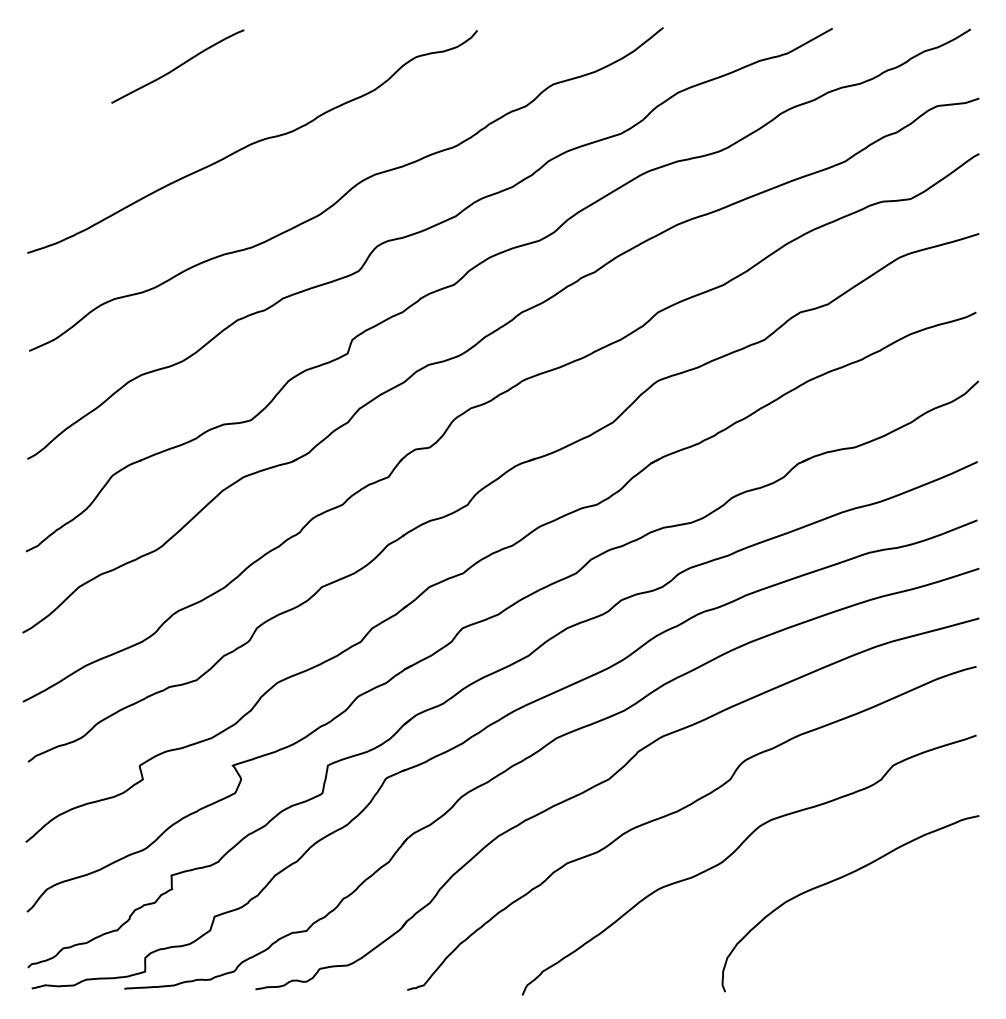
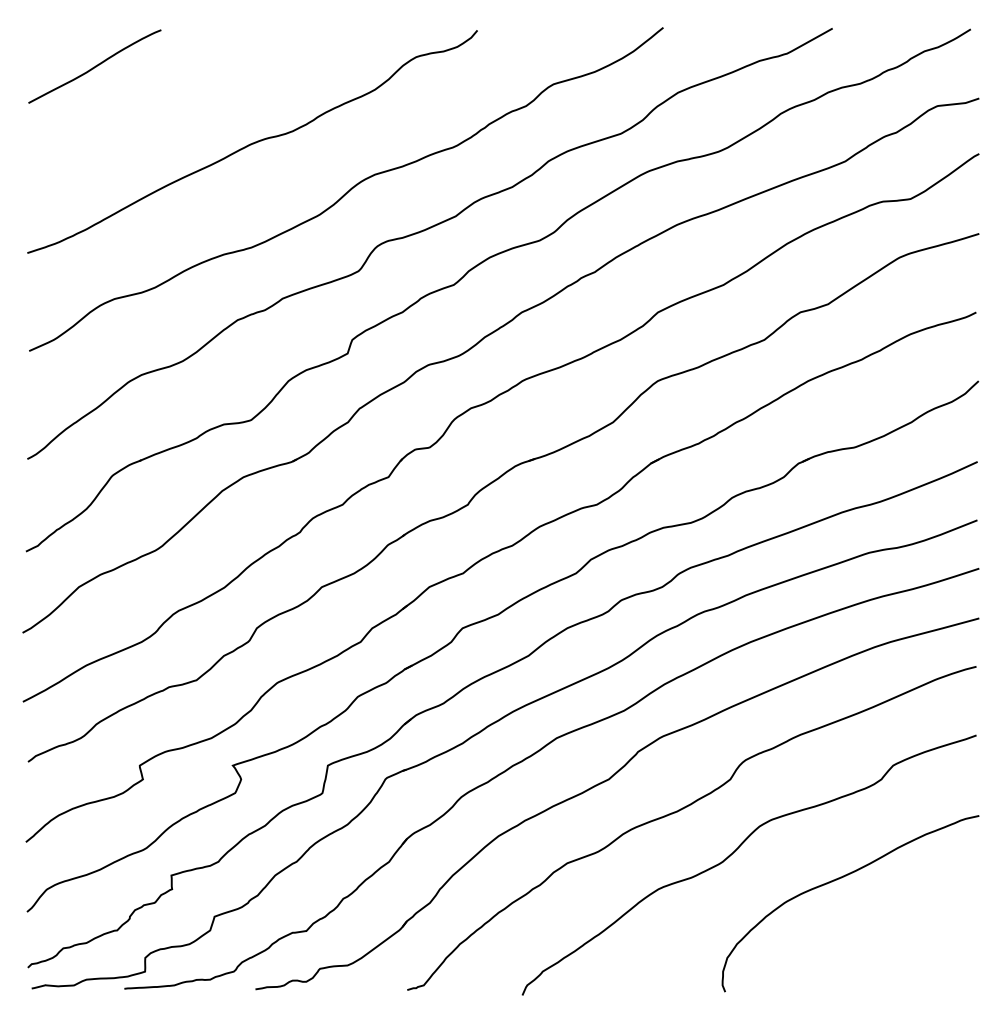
curve position: (177, 66) -> (94, 66) (94, 66)
